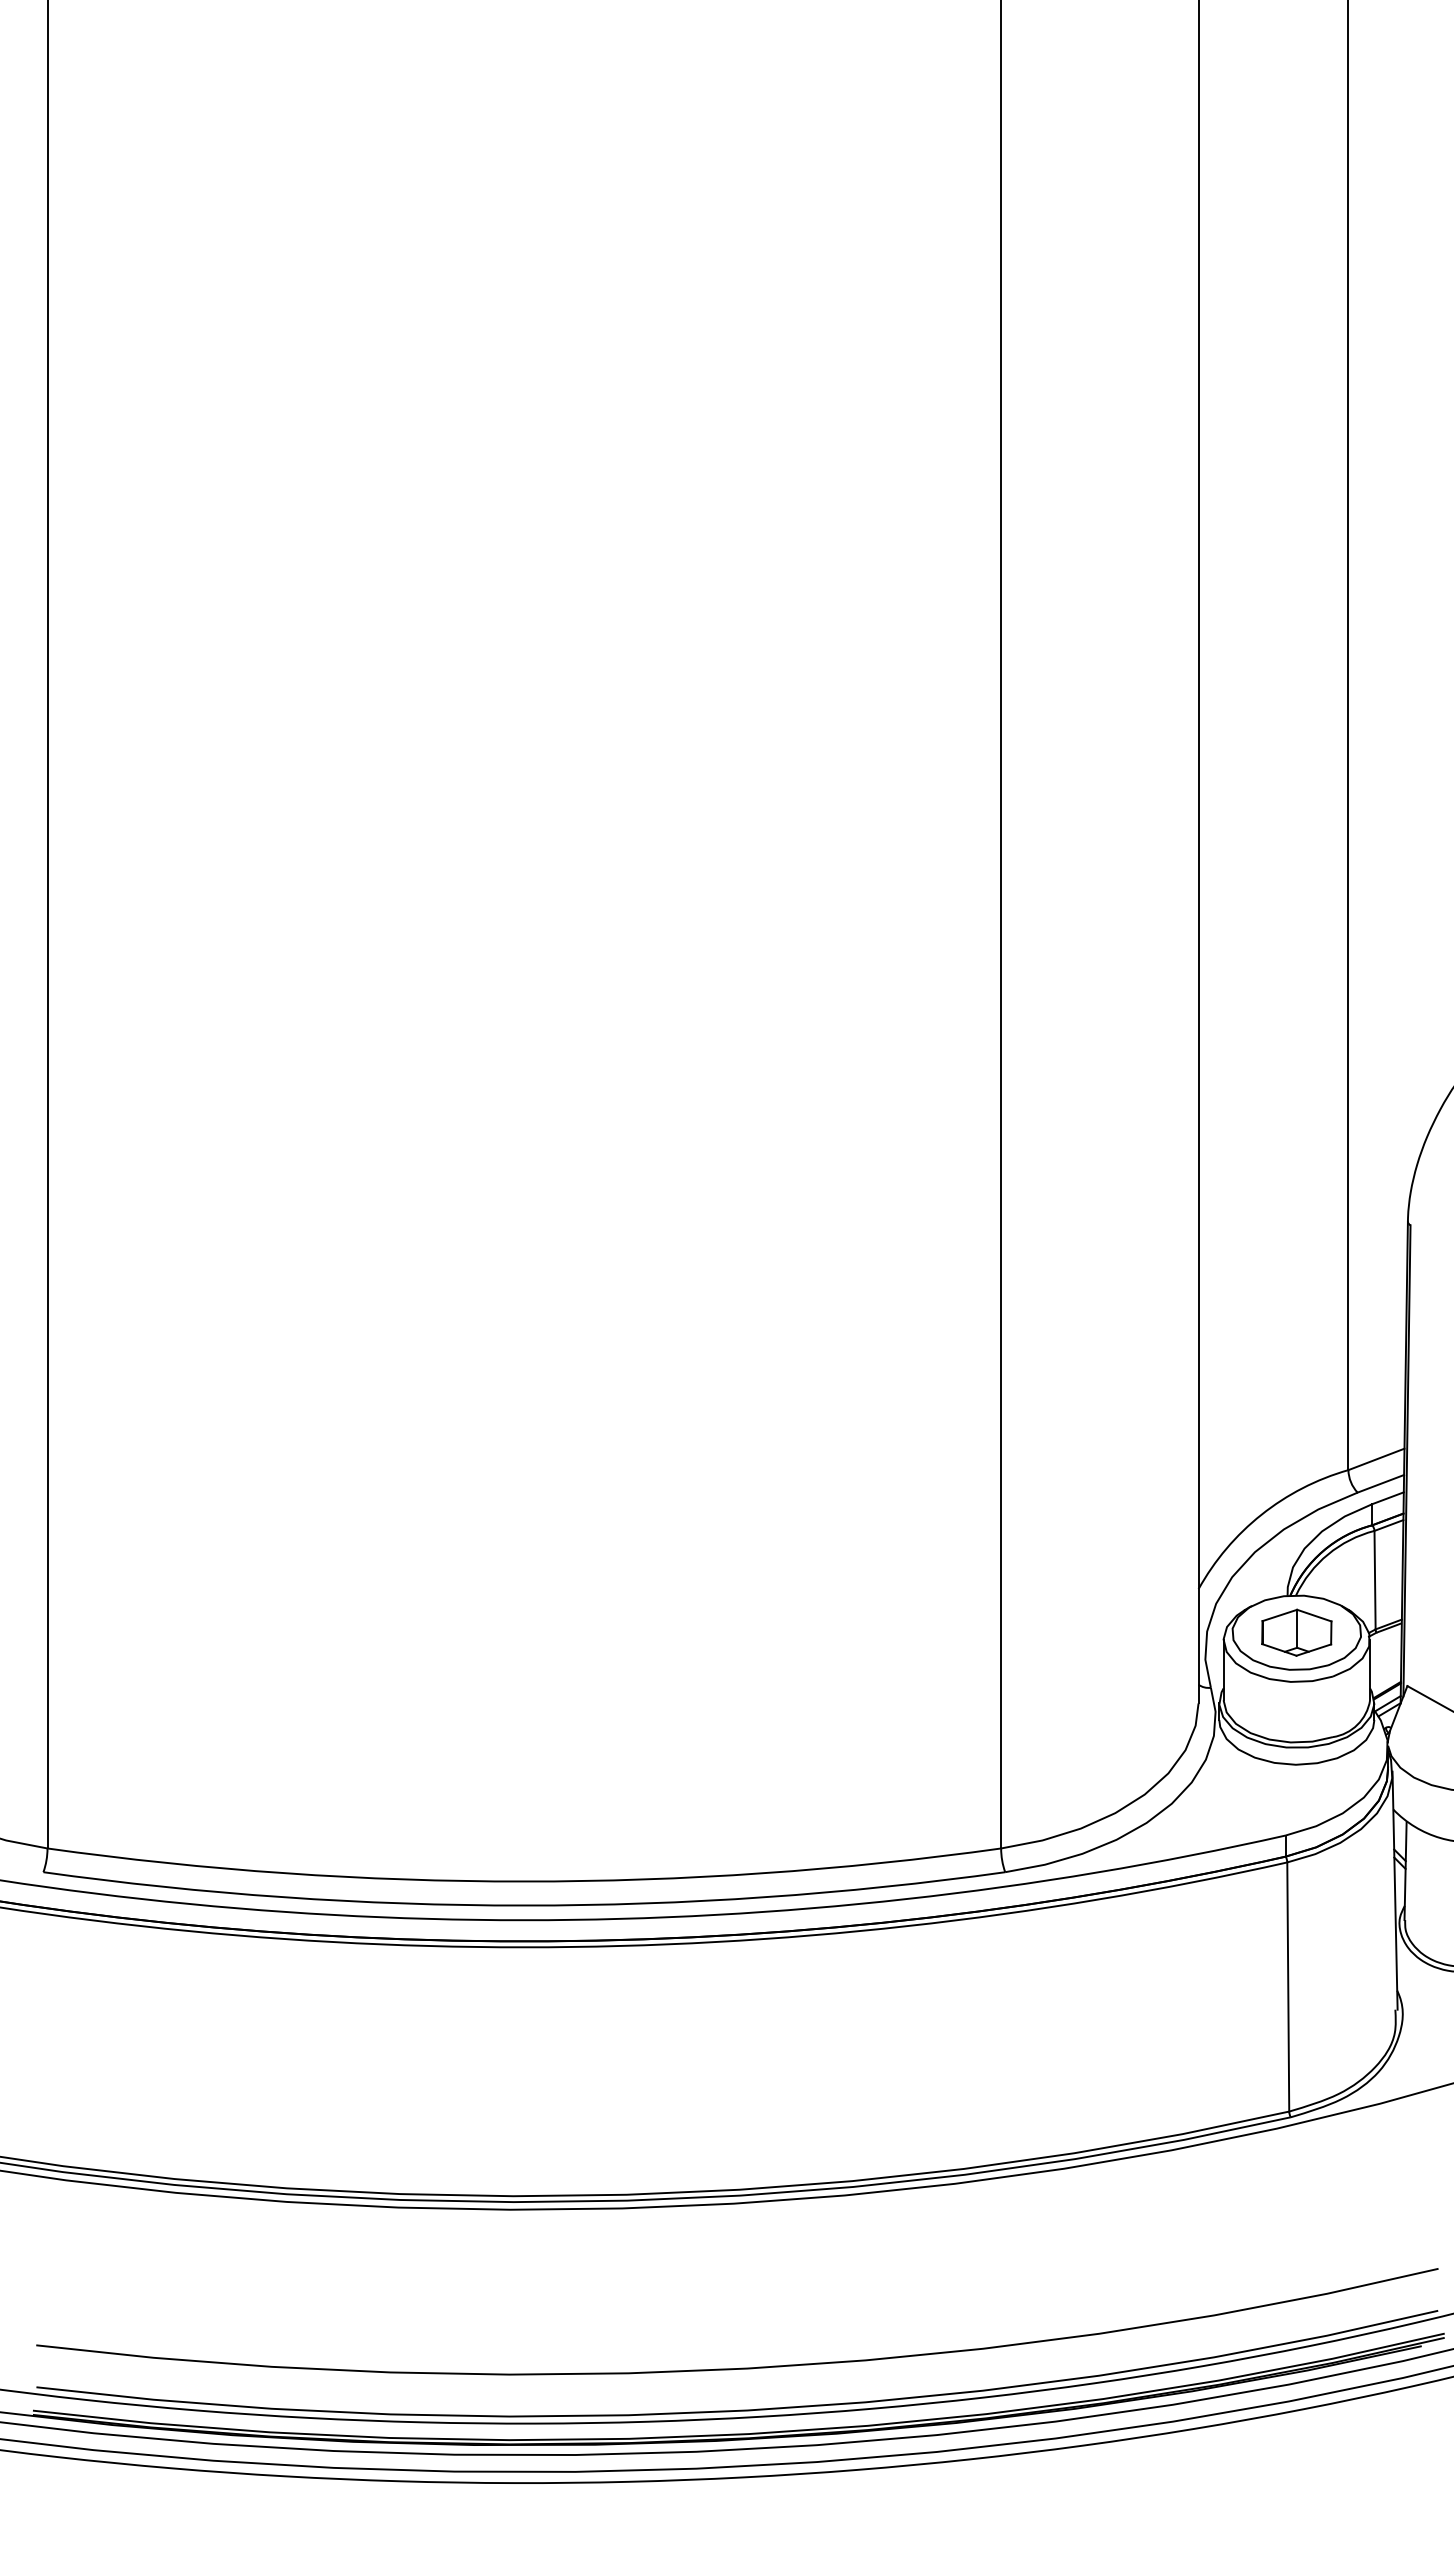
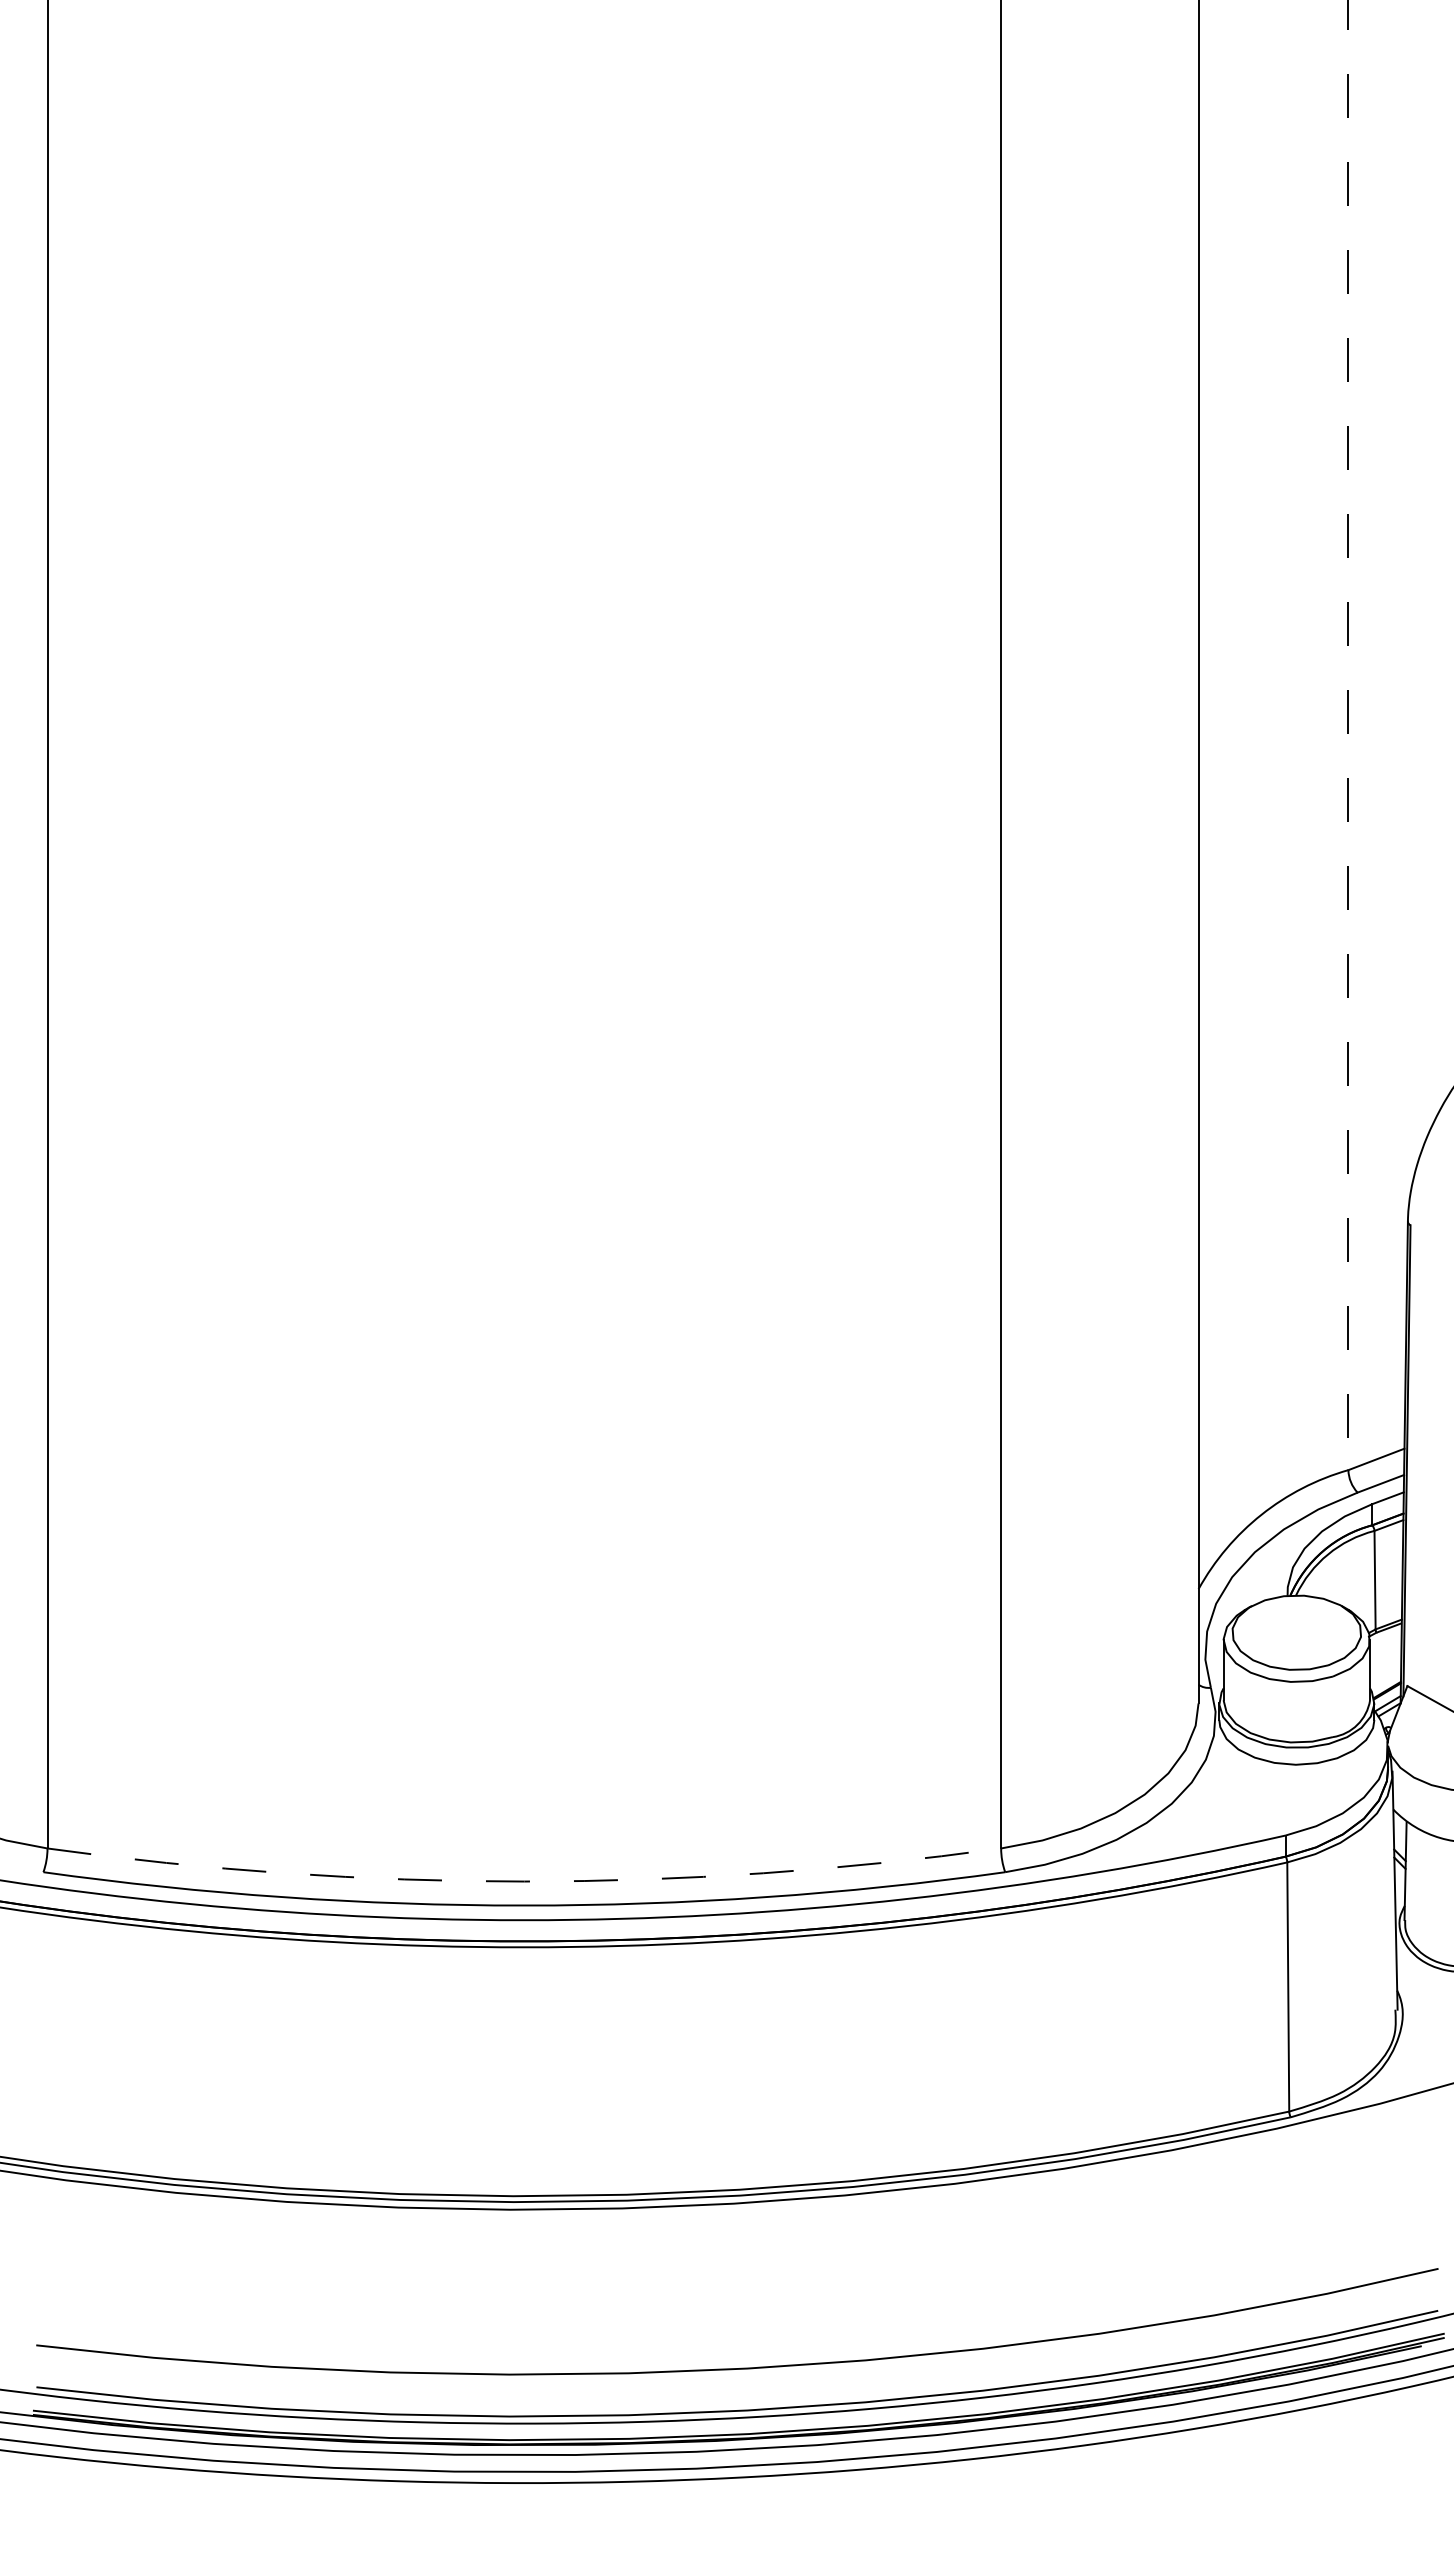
line: solid -> dashed (1348, 735)
part: present -> none (1296, 1632)
arc: solid -> dashed (524, 1881)
